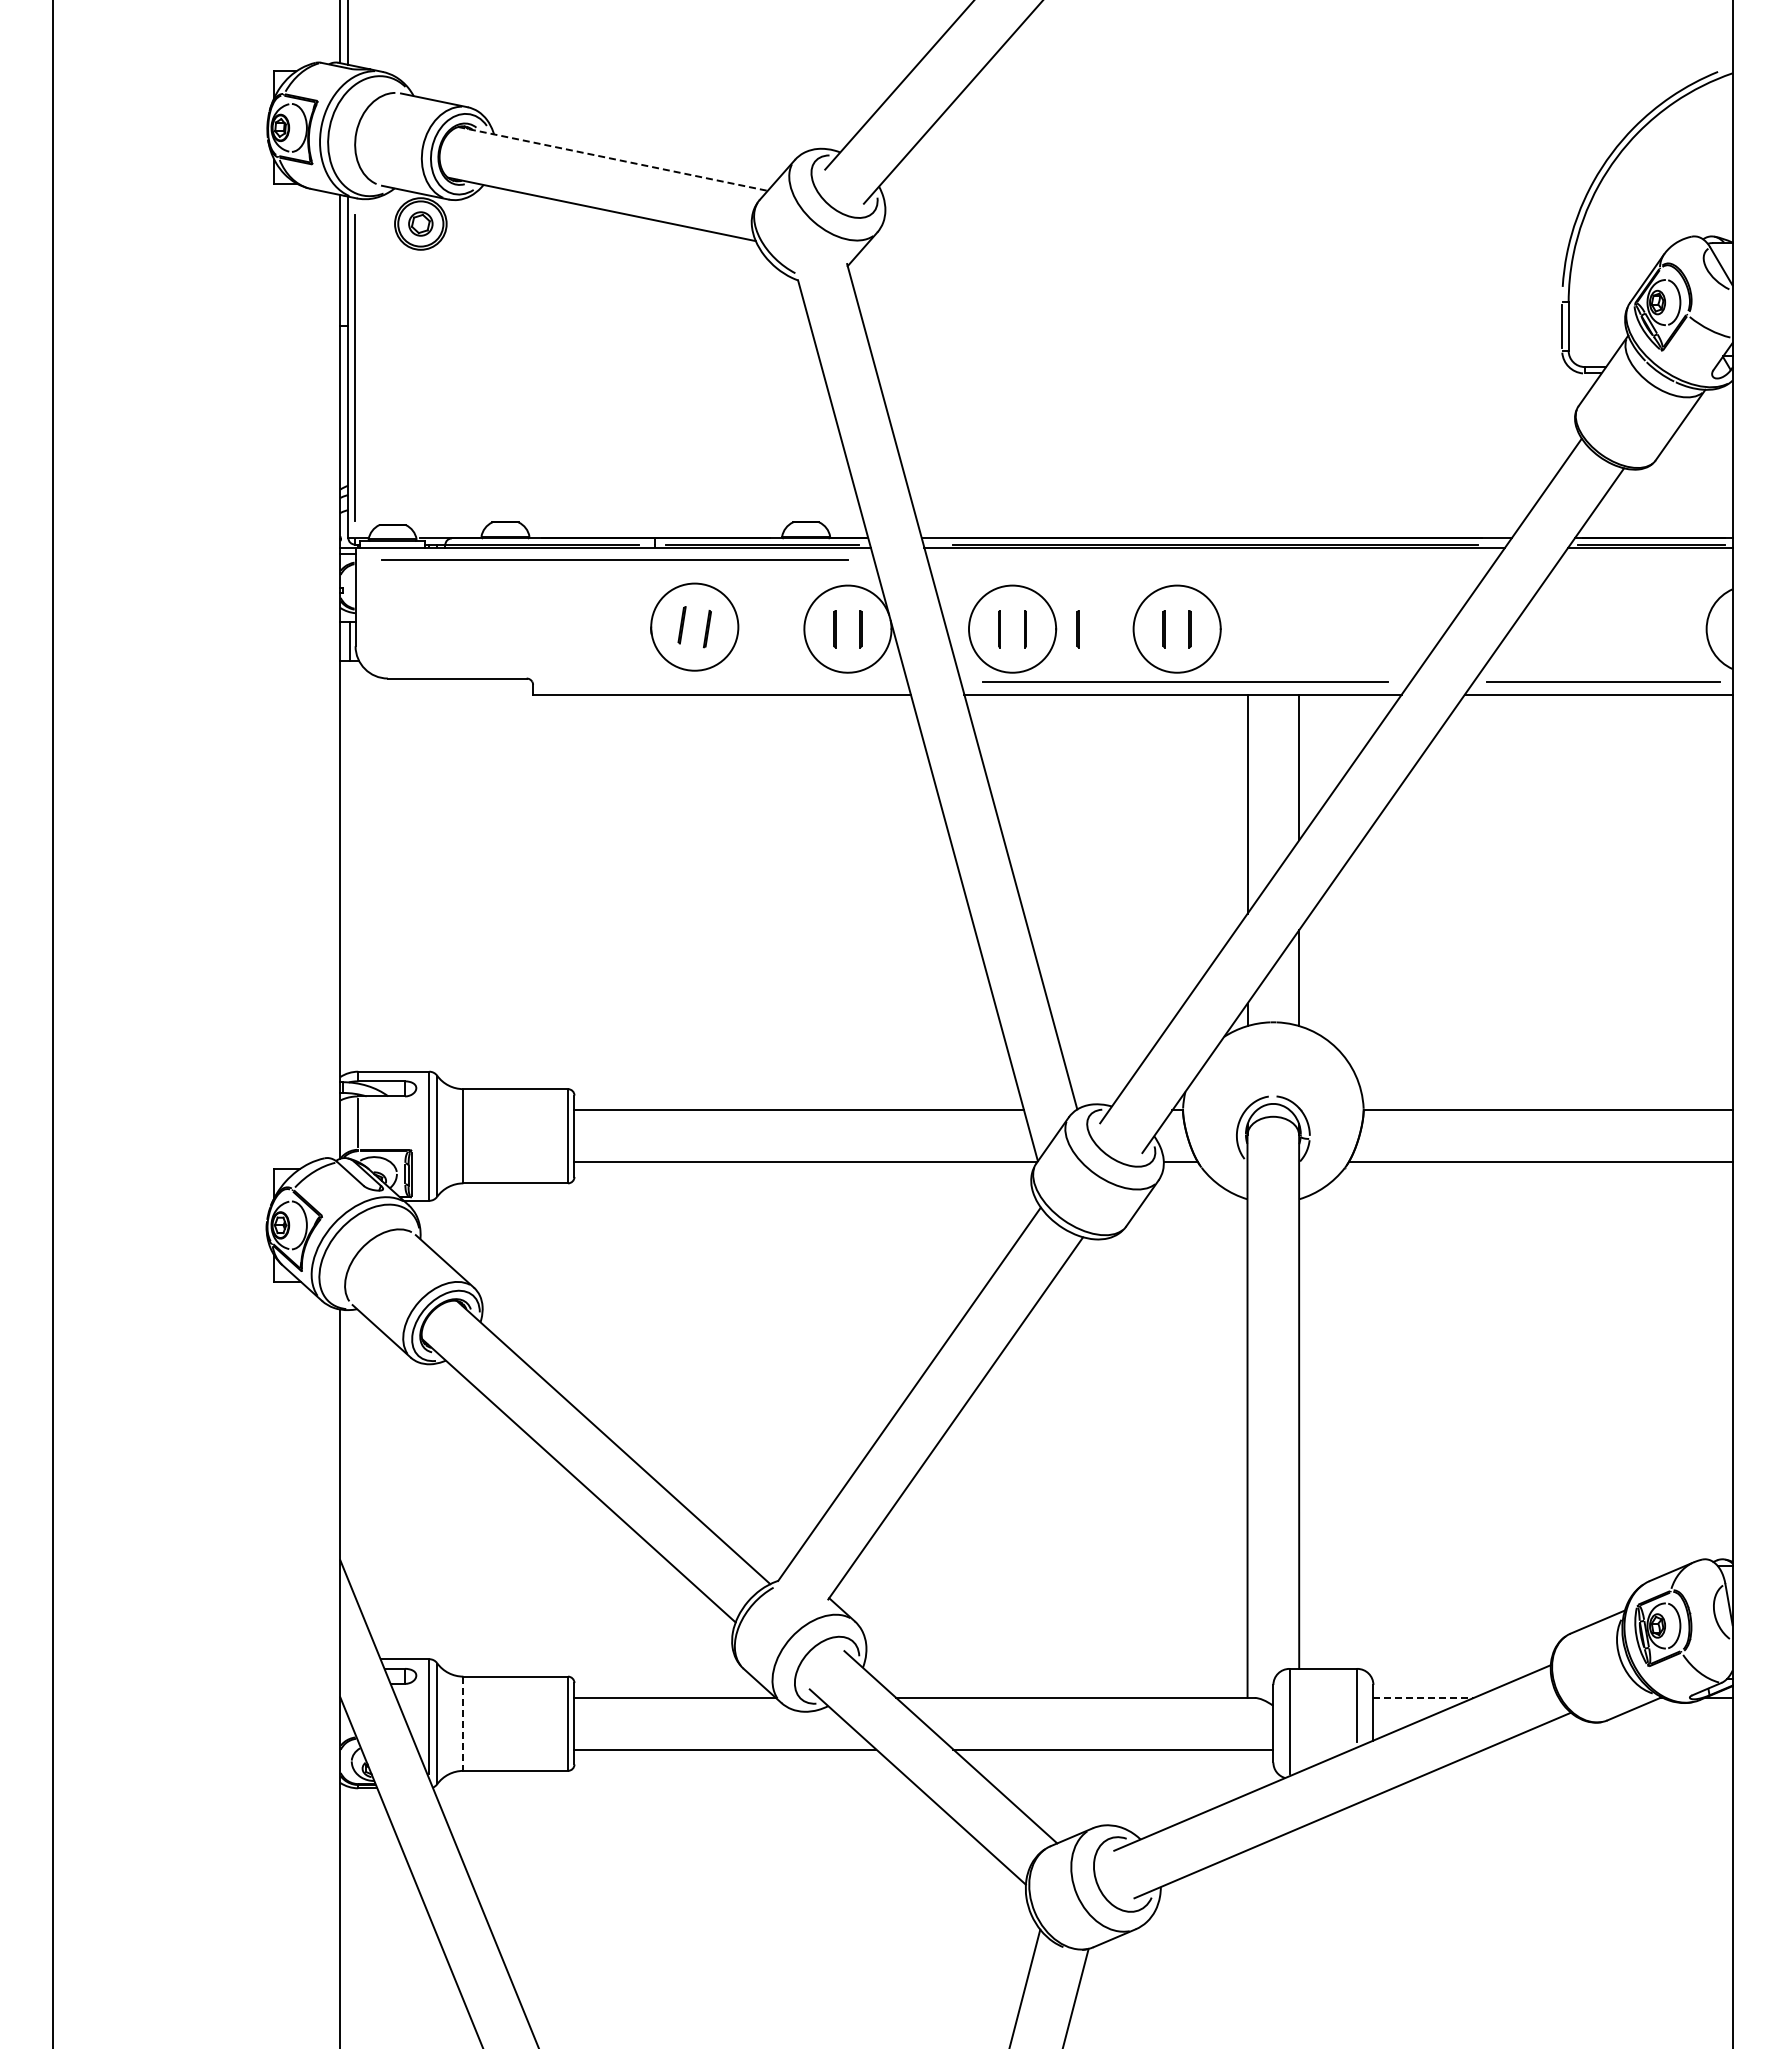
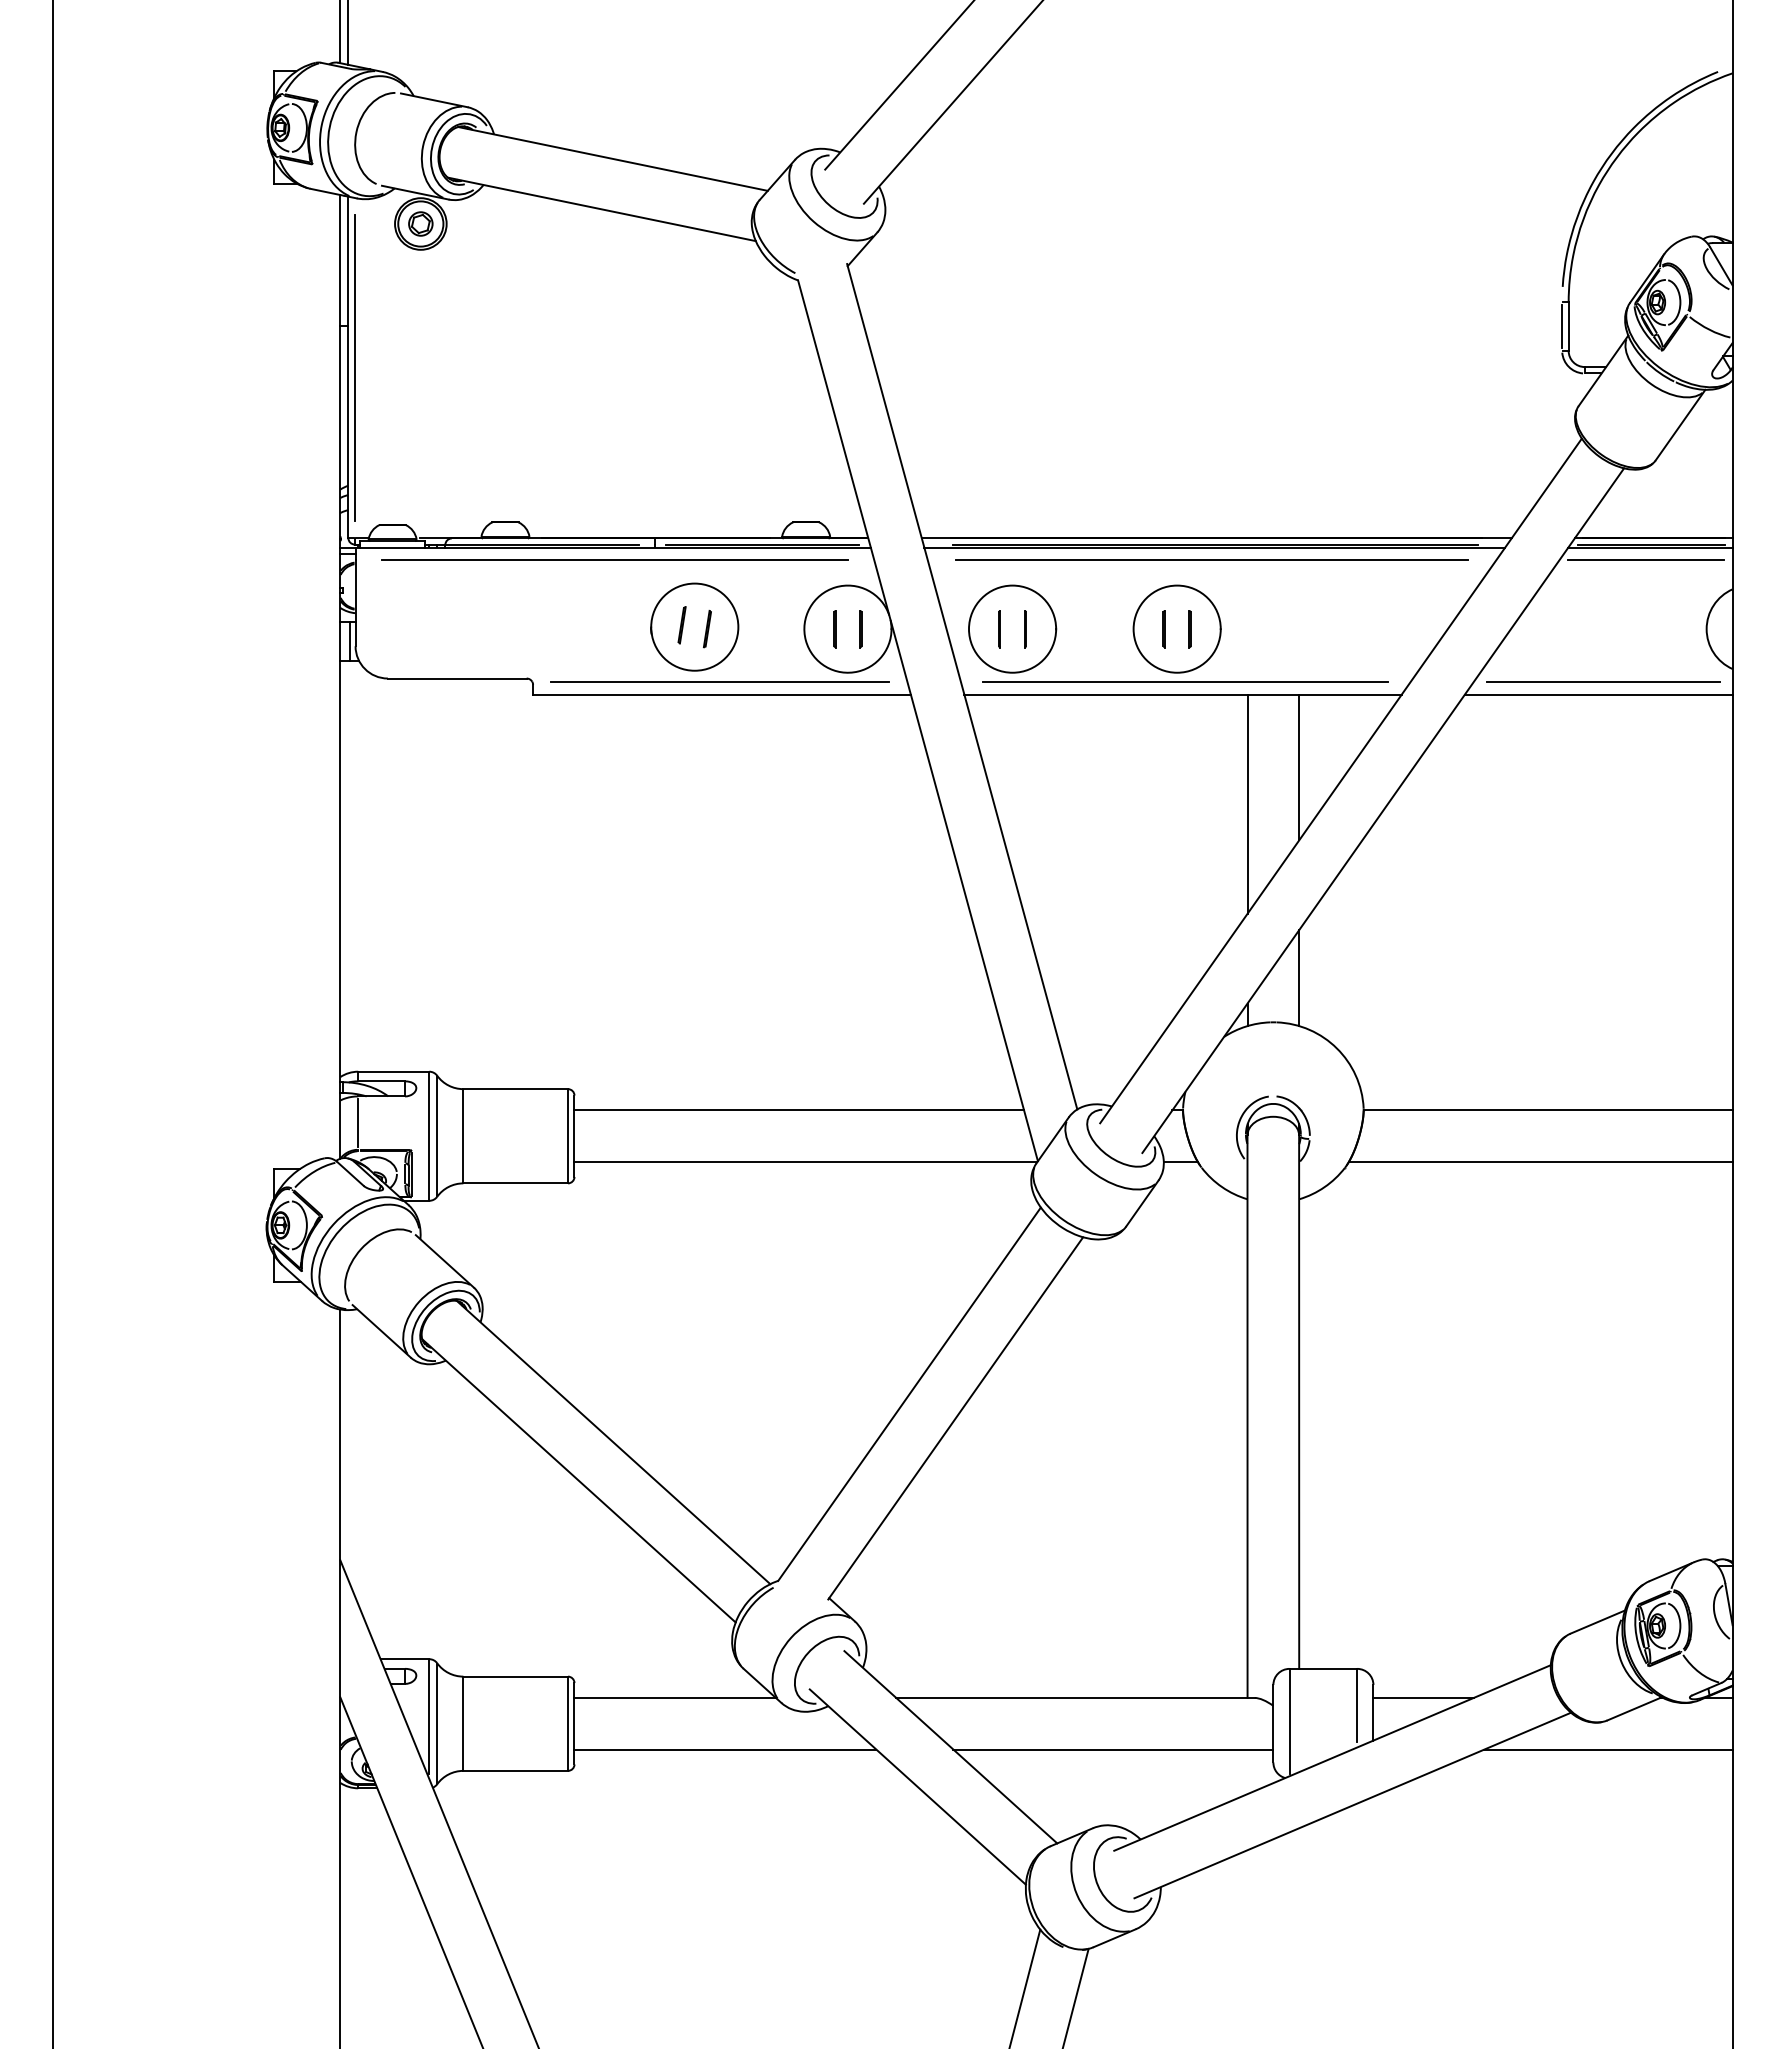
line: dashed -> solid (613, 159)
line: none -> present (1211, 560)
line: none -> present (1645, 560)
line: present -> none (1077, 629)
line: none -> present (719, 681)
line: dashed -> solid (1424, 1697)
line: dashed -> solid (463, 1723)
line: none -> present (1608, 1749)
